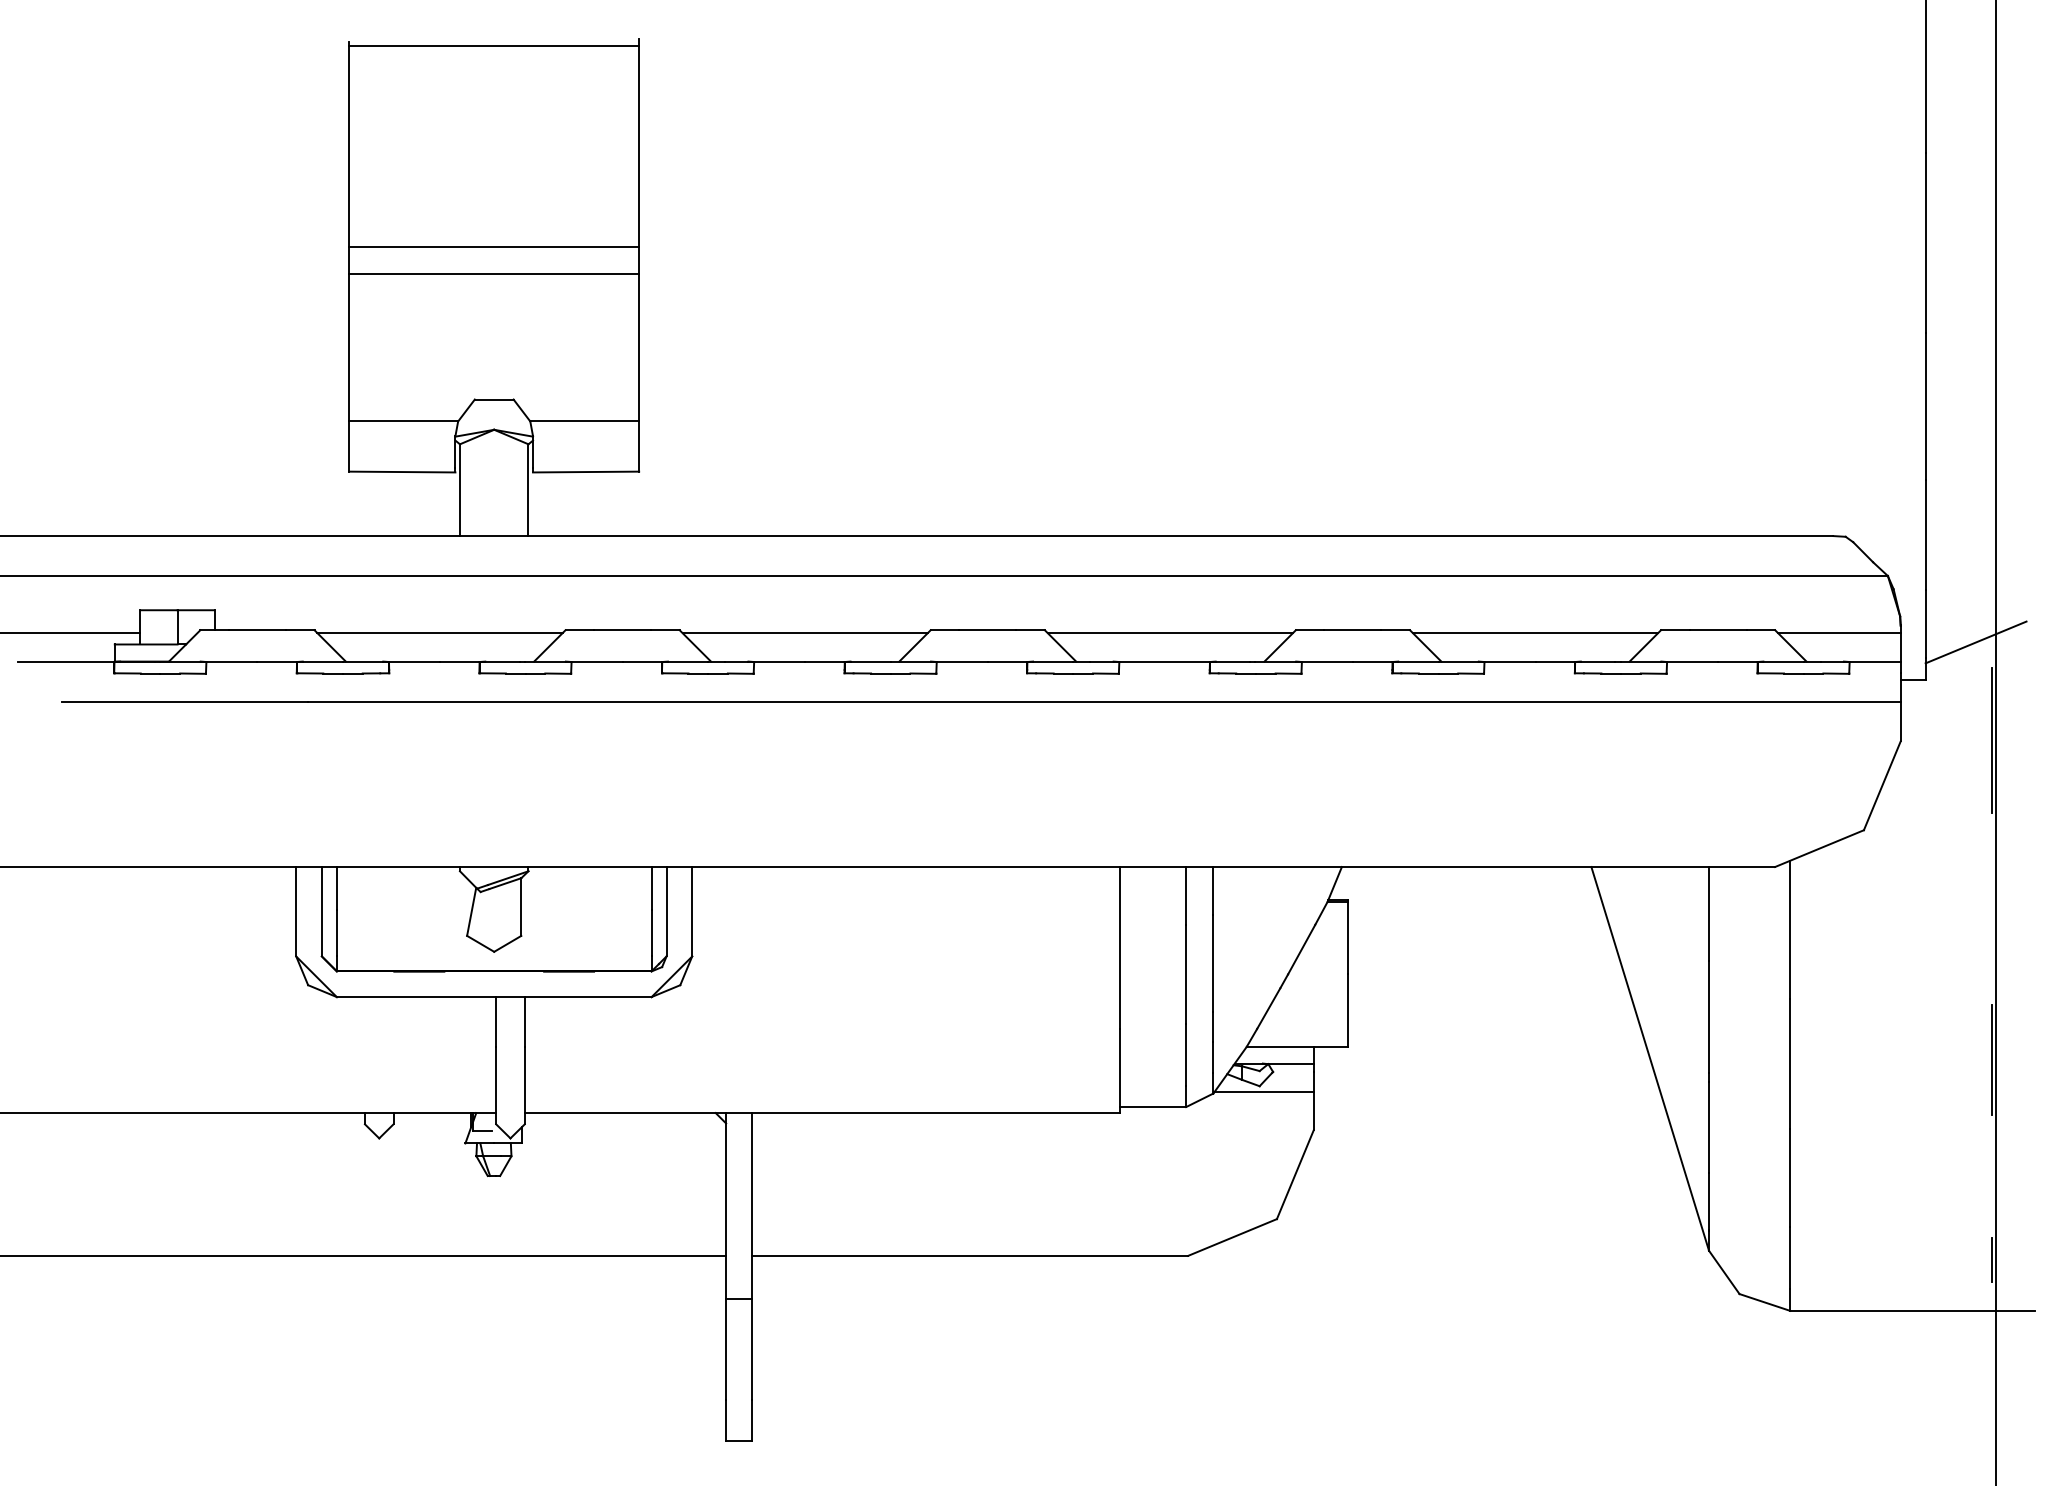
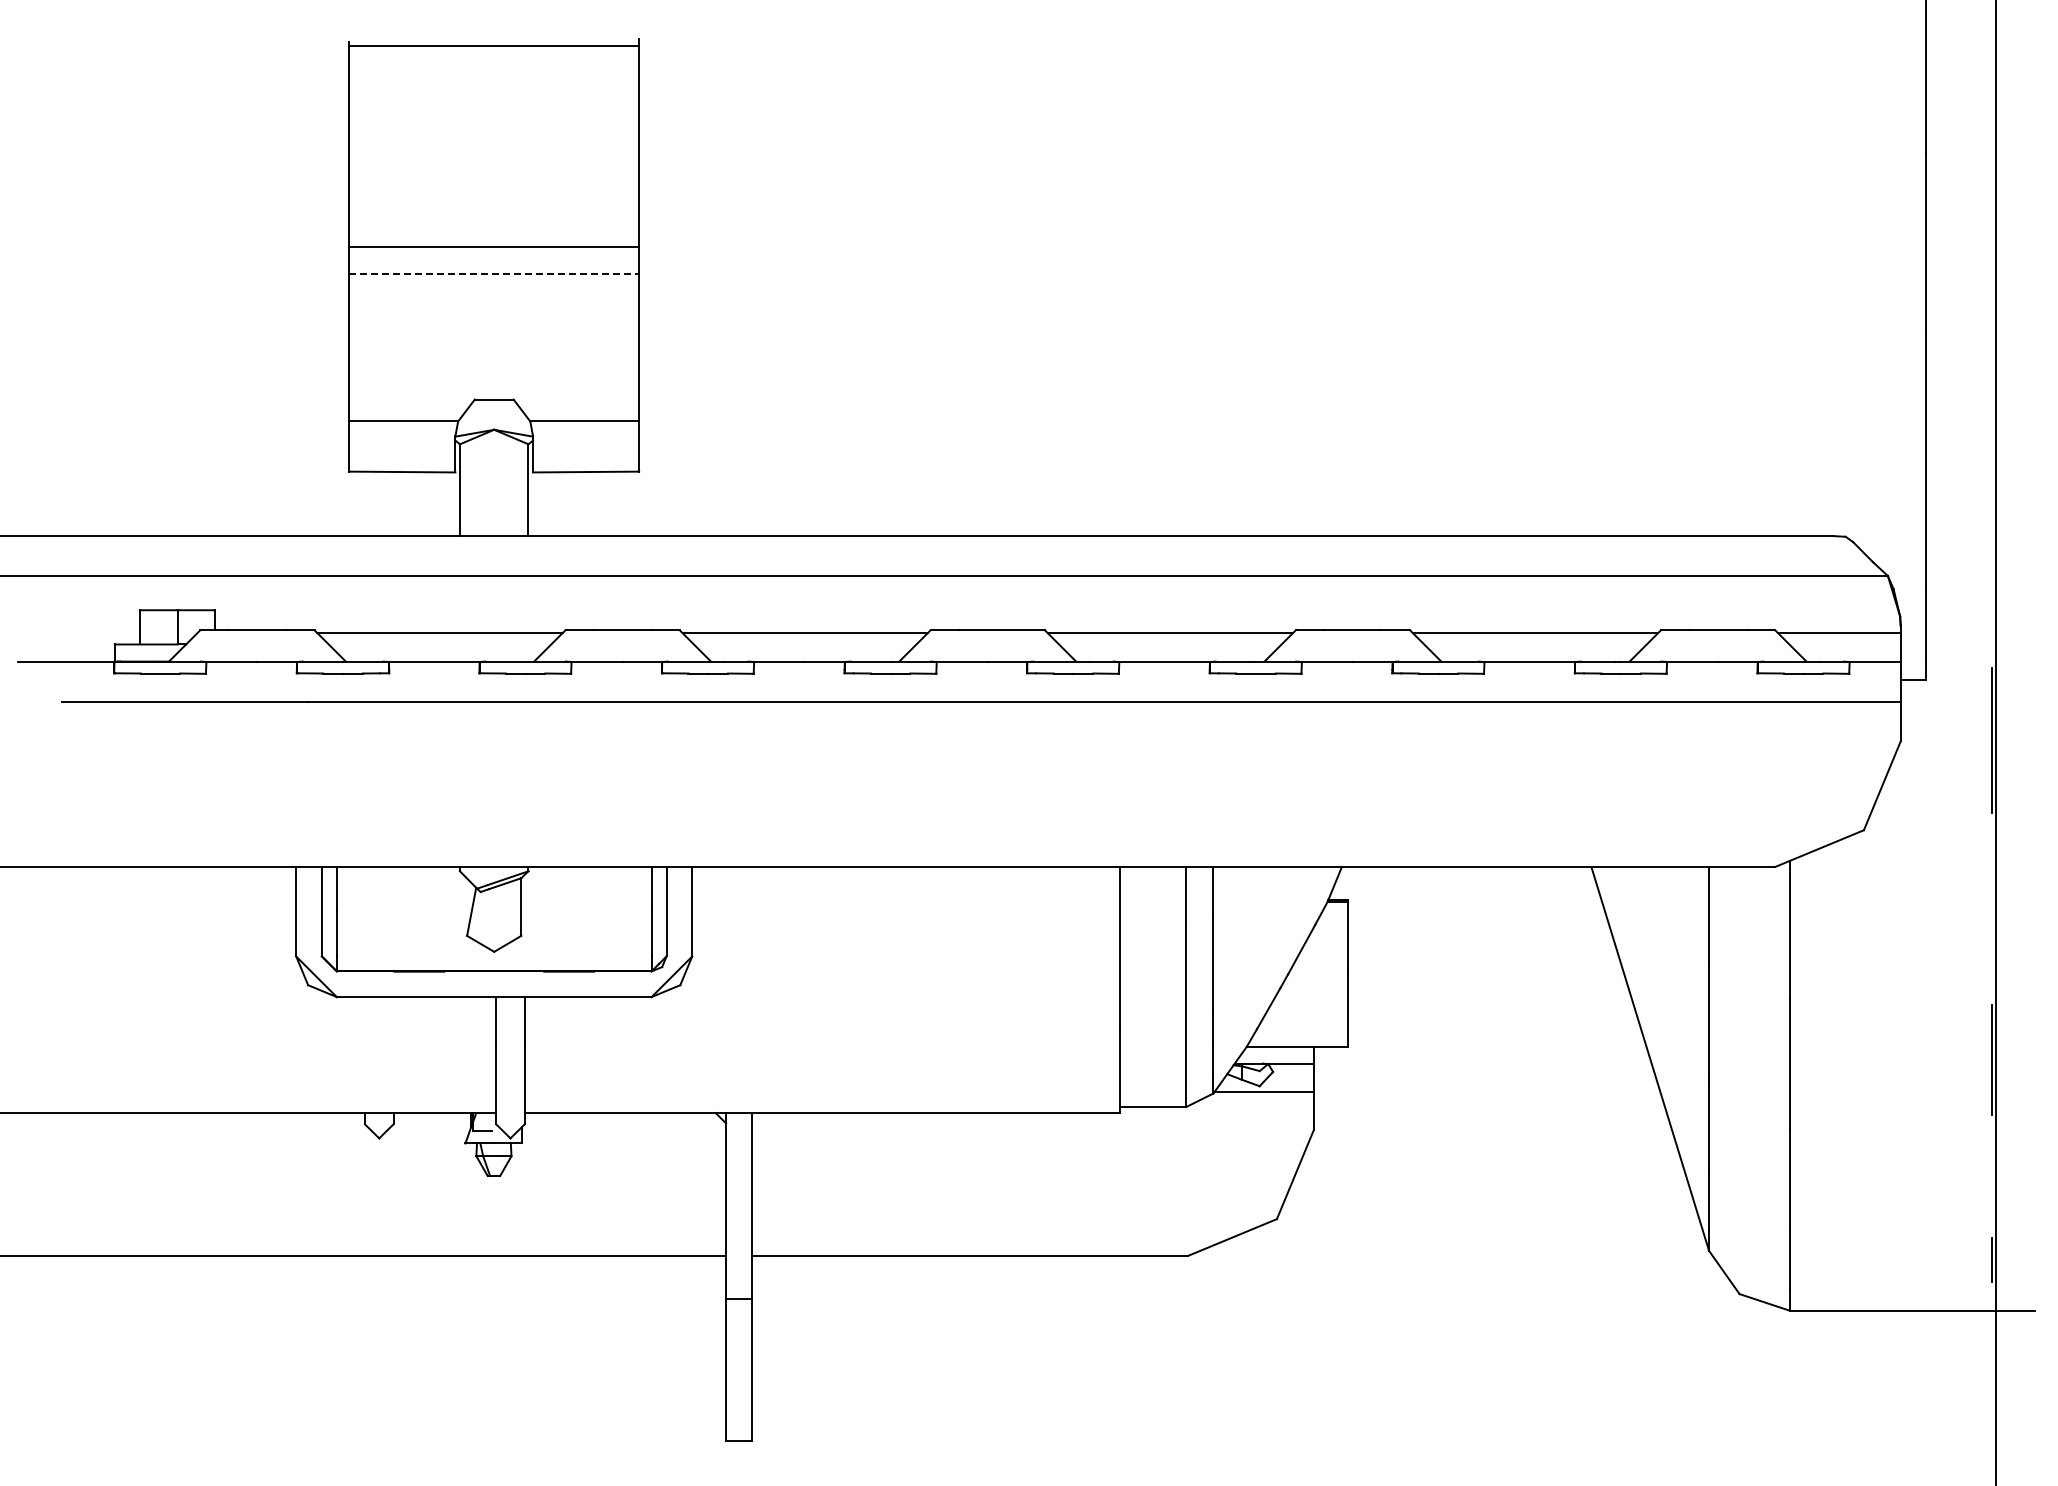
line: solid -> dashed (494, 273)
line: present -> none (71, 633)
line: present -> none (1975, 642)
